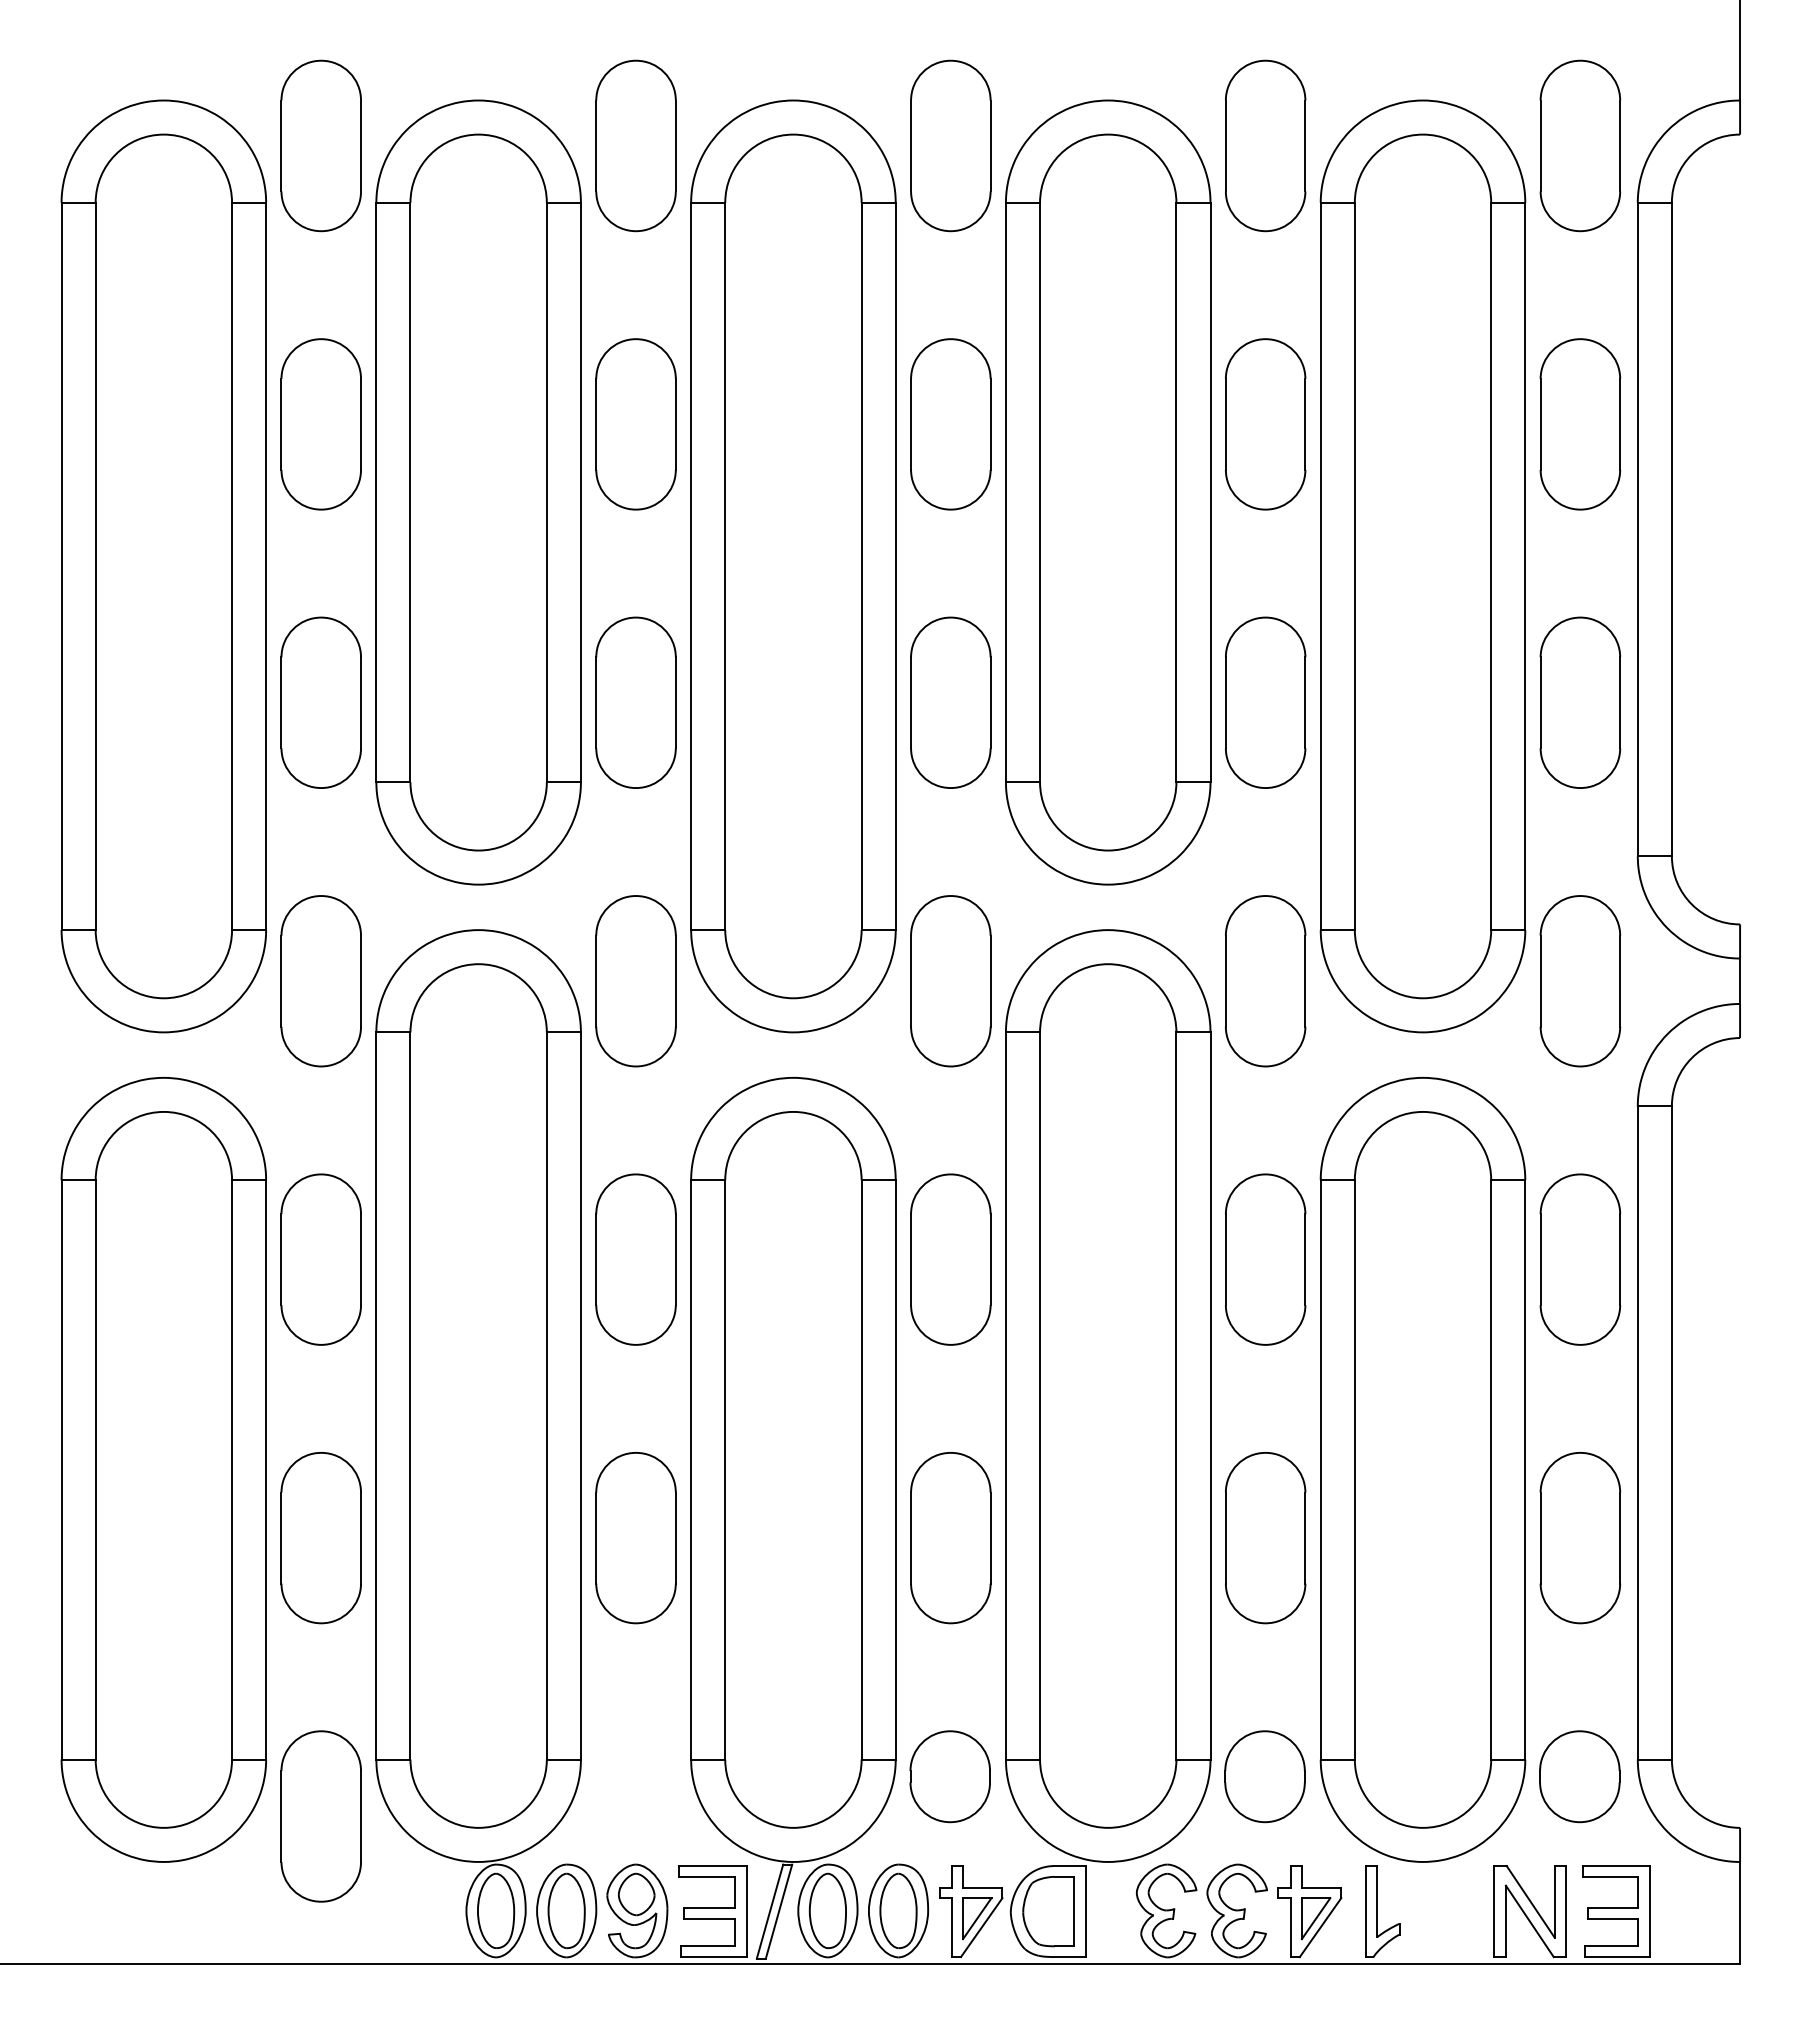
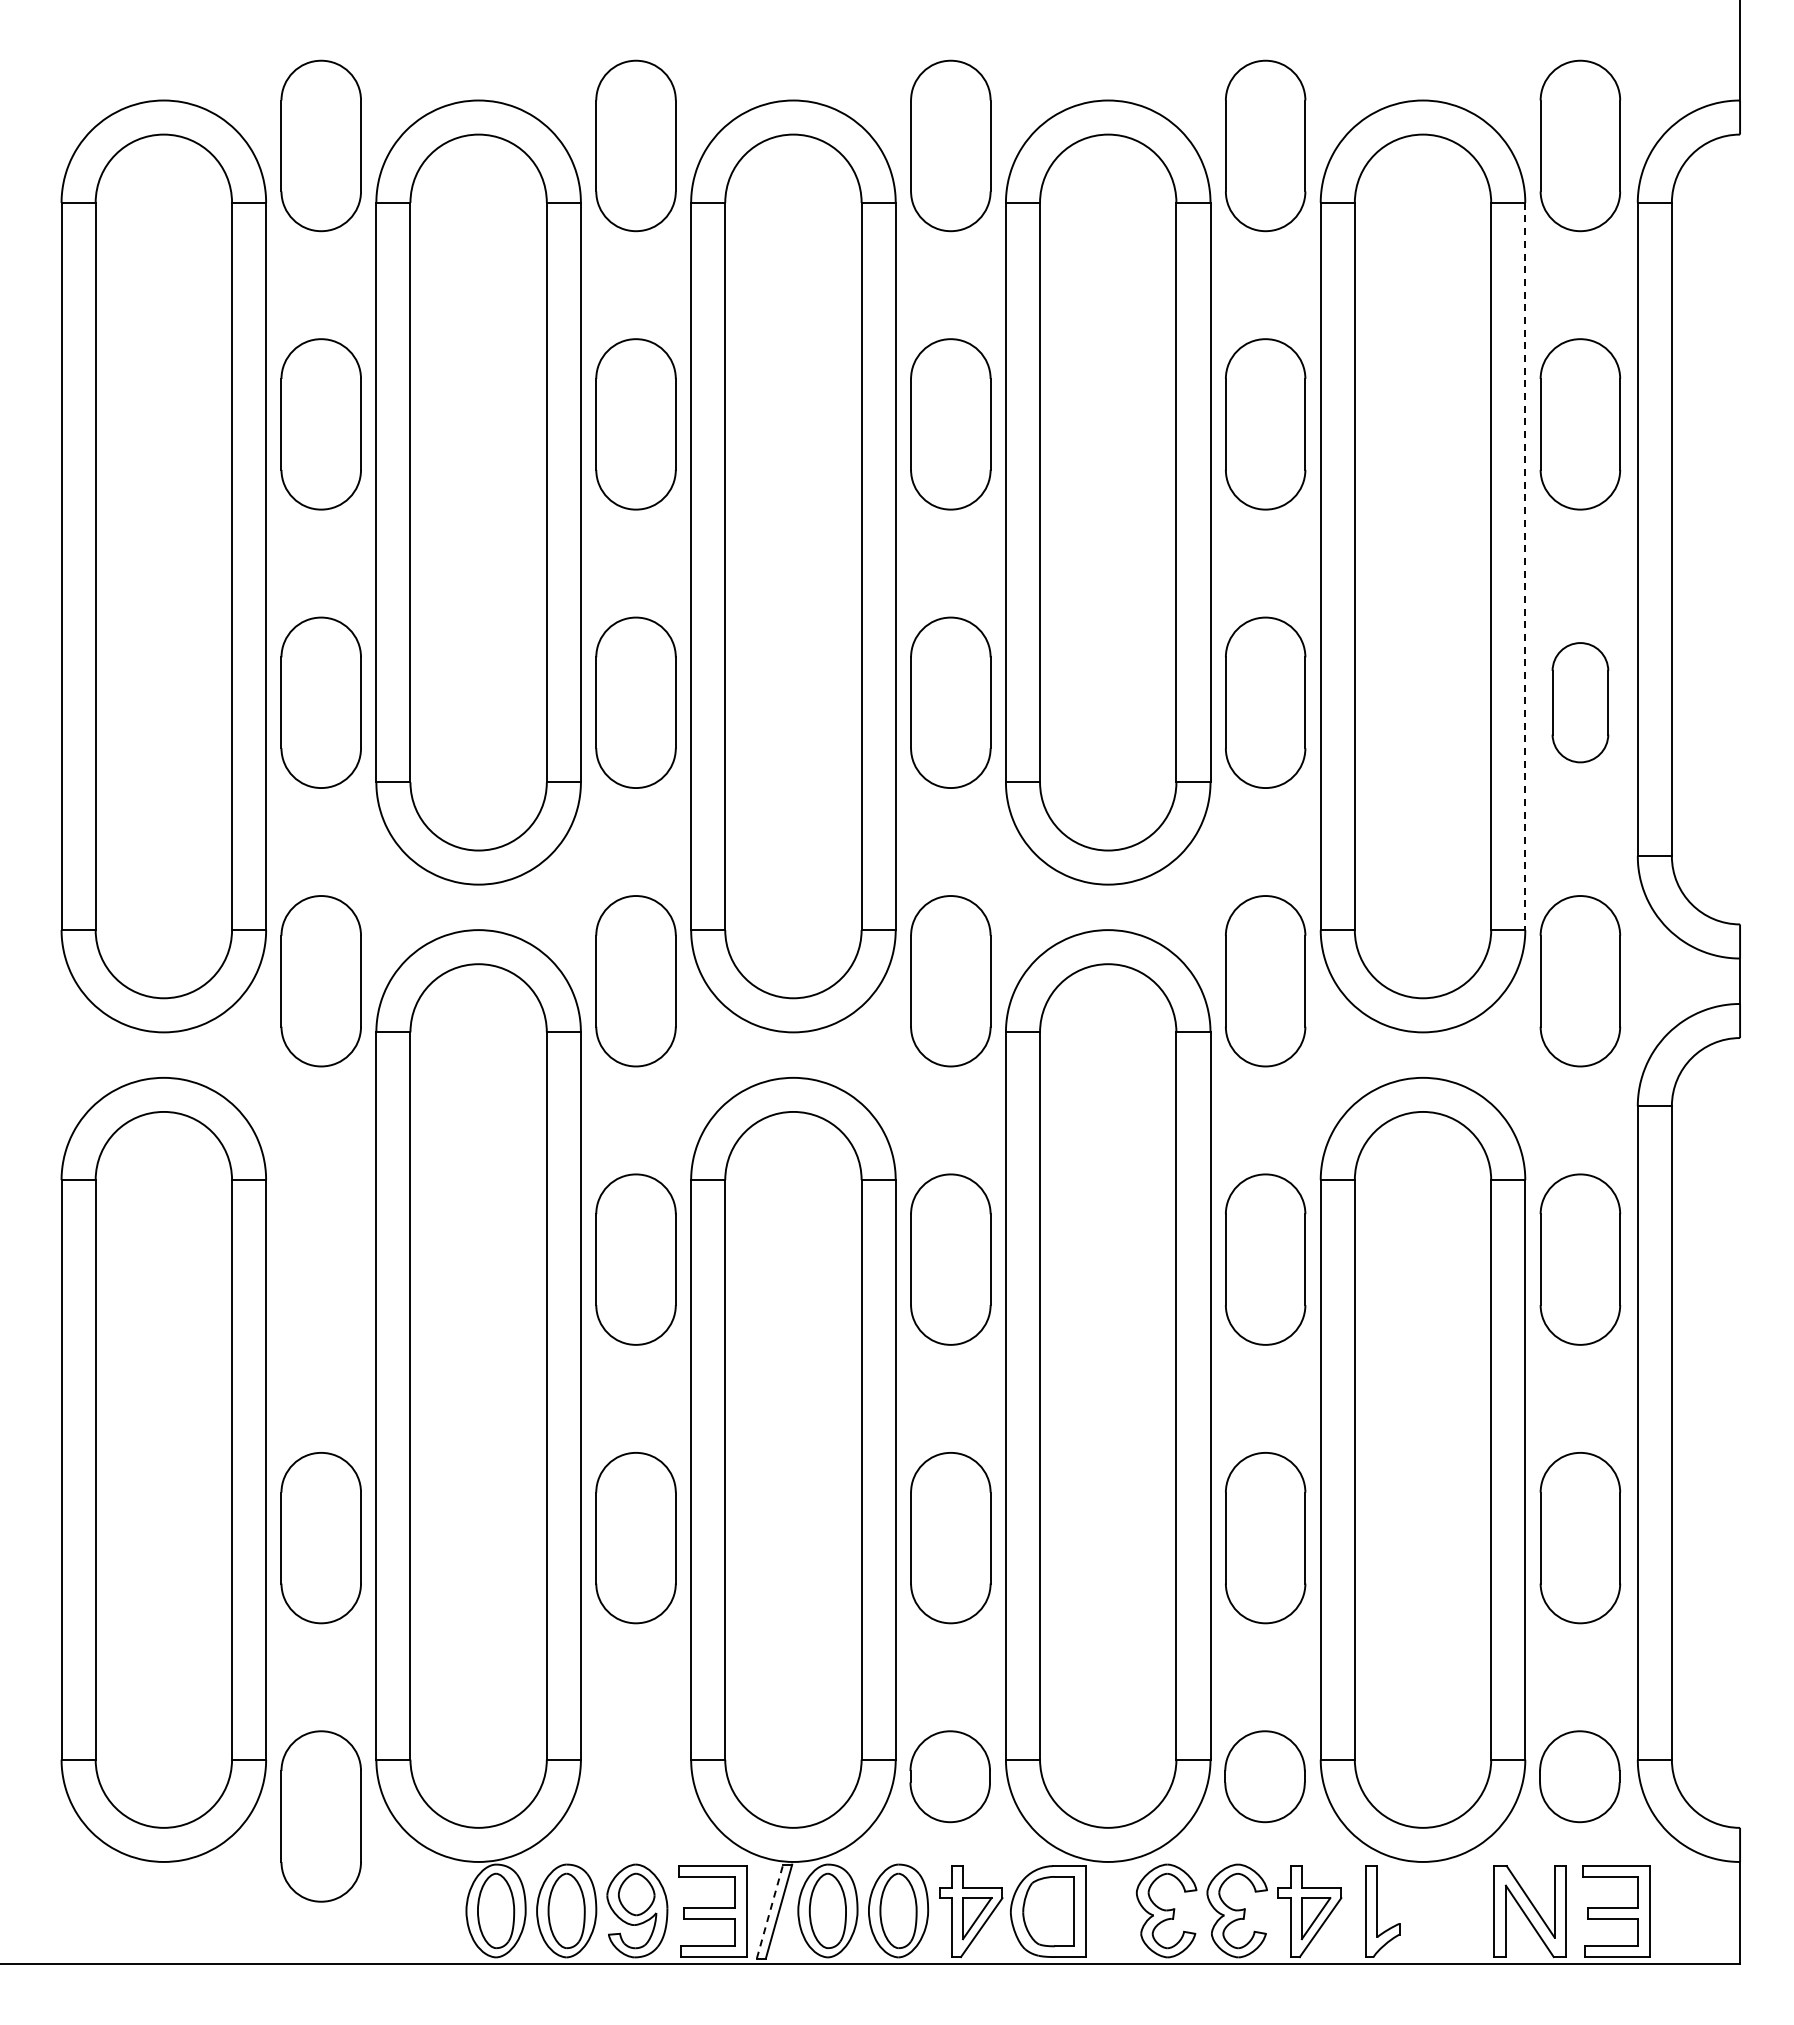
line: solid -> dashed (1525, 566)
part size: 83x173 px -> 59x122 px (1580, 702)
part: present -> none (320, 1259)
line: solid -> dashed (770, 1911)
